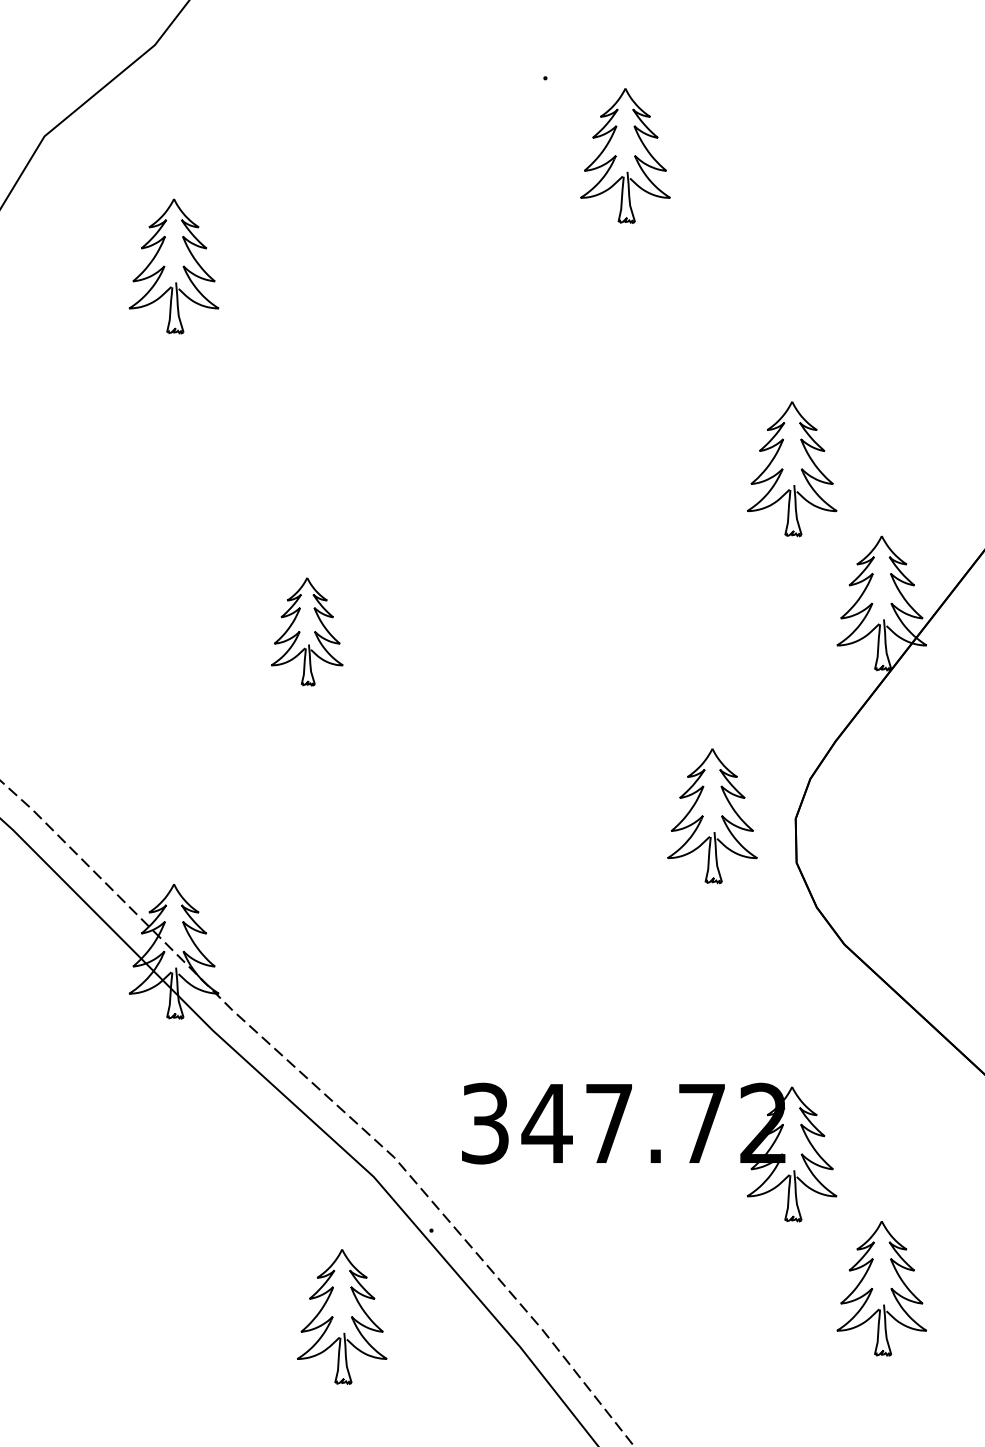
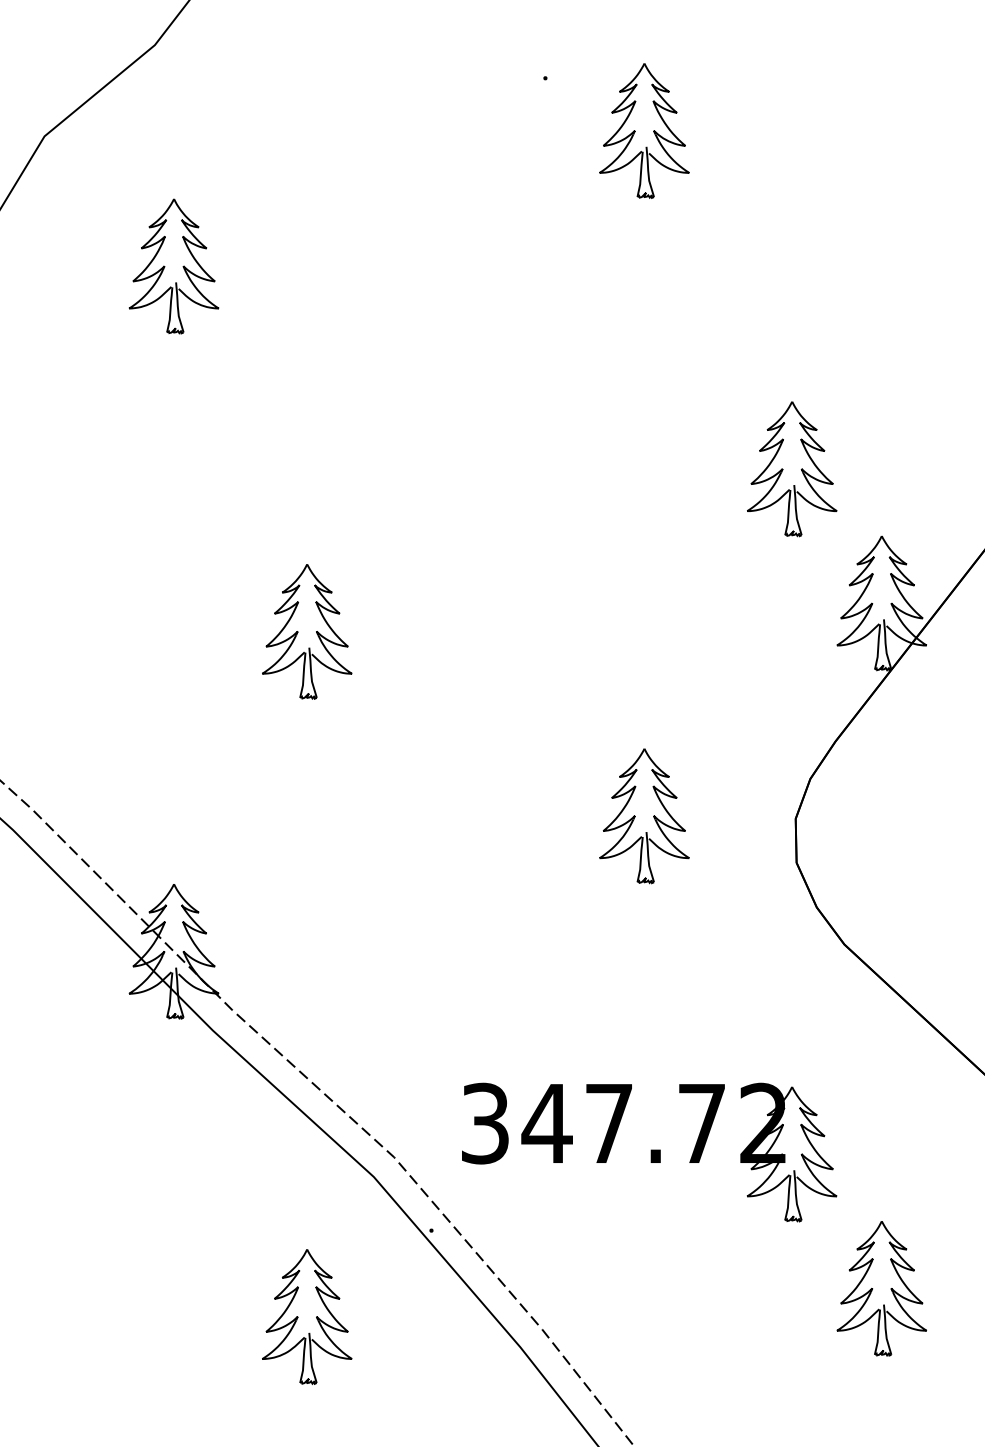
part position: (625, 155) -> (644, 130) (644, 130)
part size: 73x110 px -> 91x136 px (307, 631)
part position: (712, 816) -> (644, 816) (644, 816)
part position: (342, 1316) -> (307, 1316) (307, 1316)
